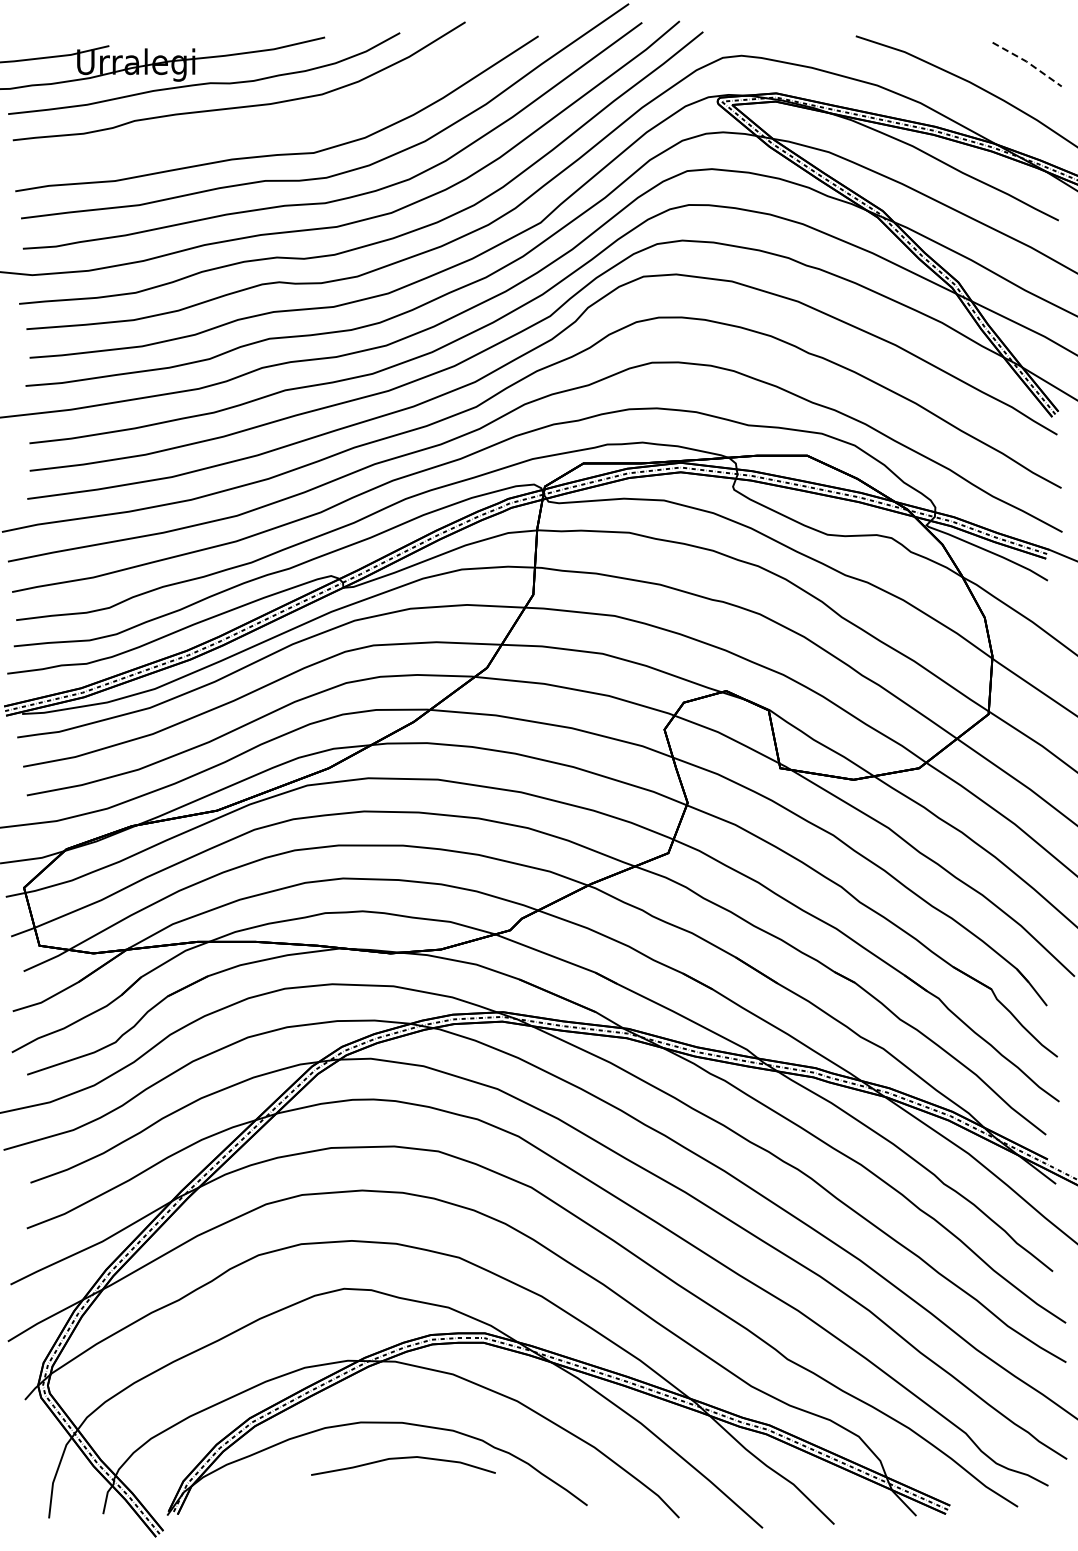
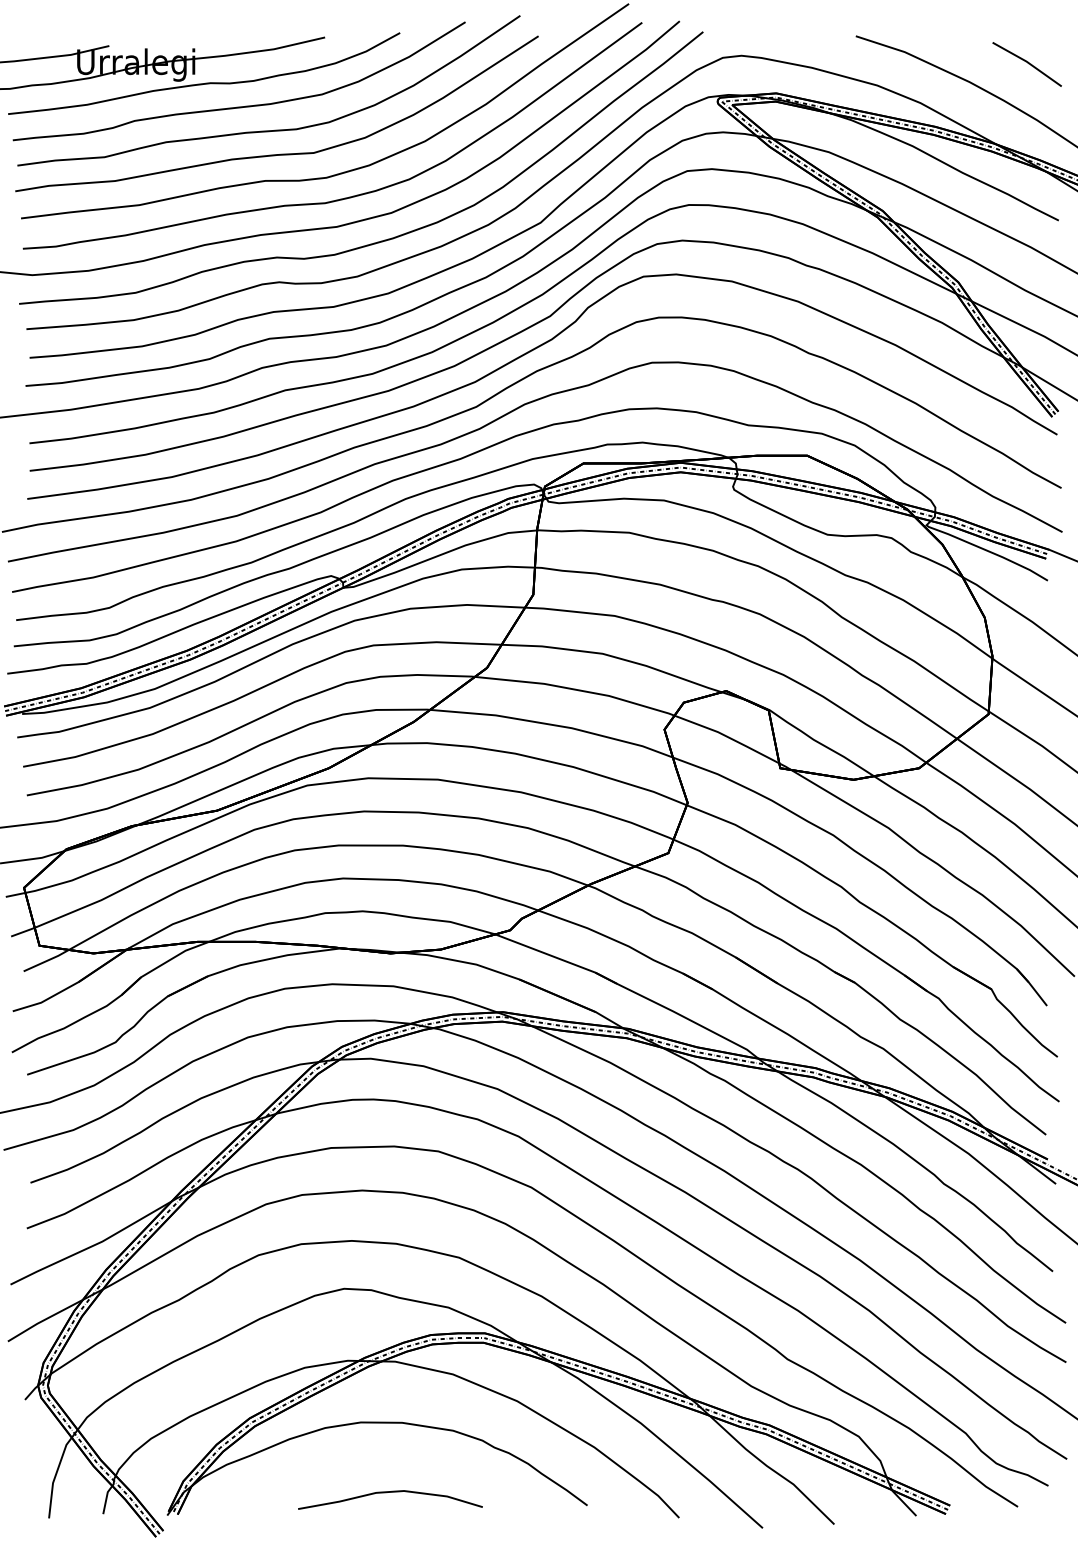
line: dashed -> solid (1028, 62)
curve: none -> present (274, 129)
curve position: (403, 1458) -> (390, 1492) (390, 1492)
